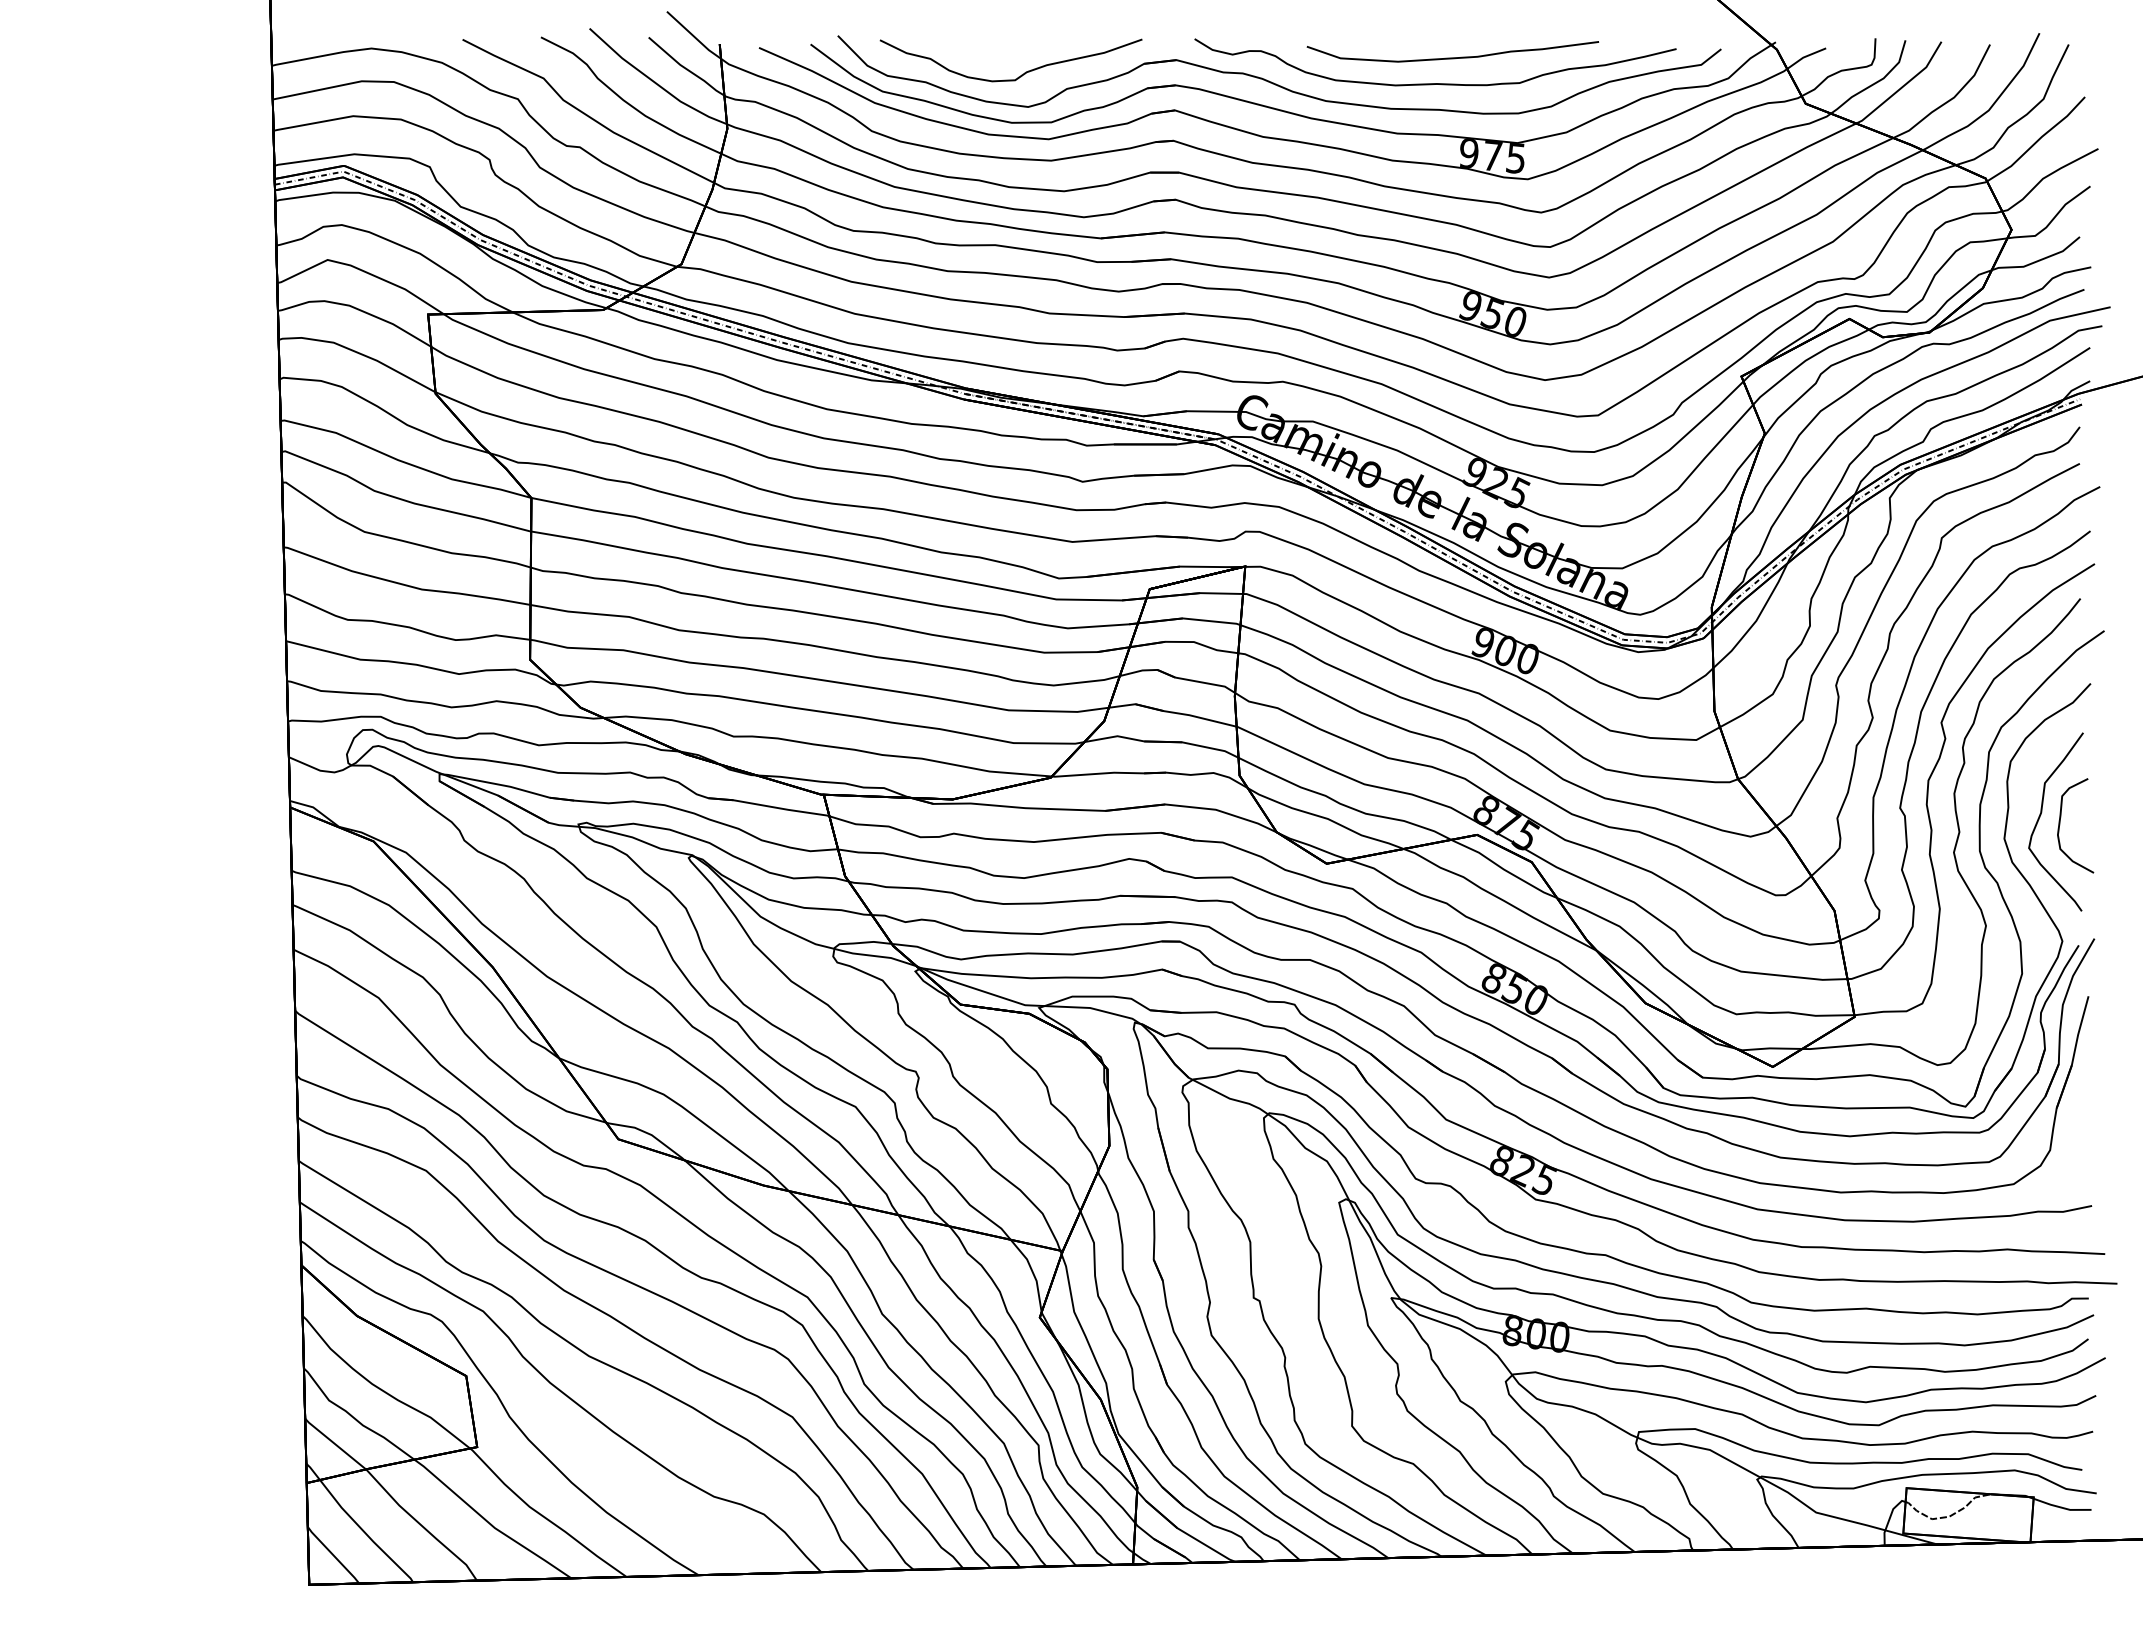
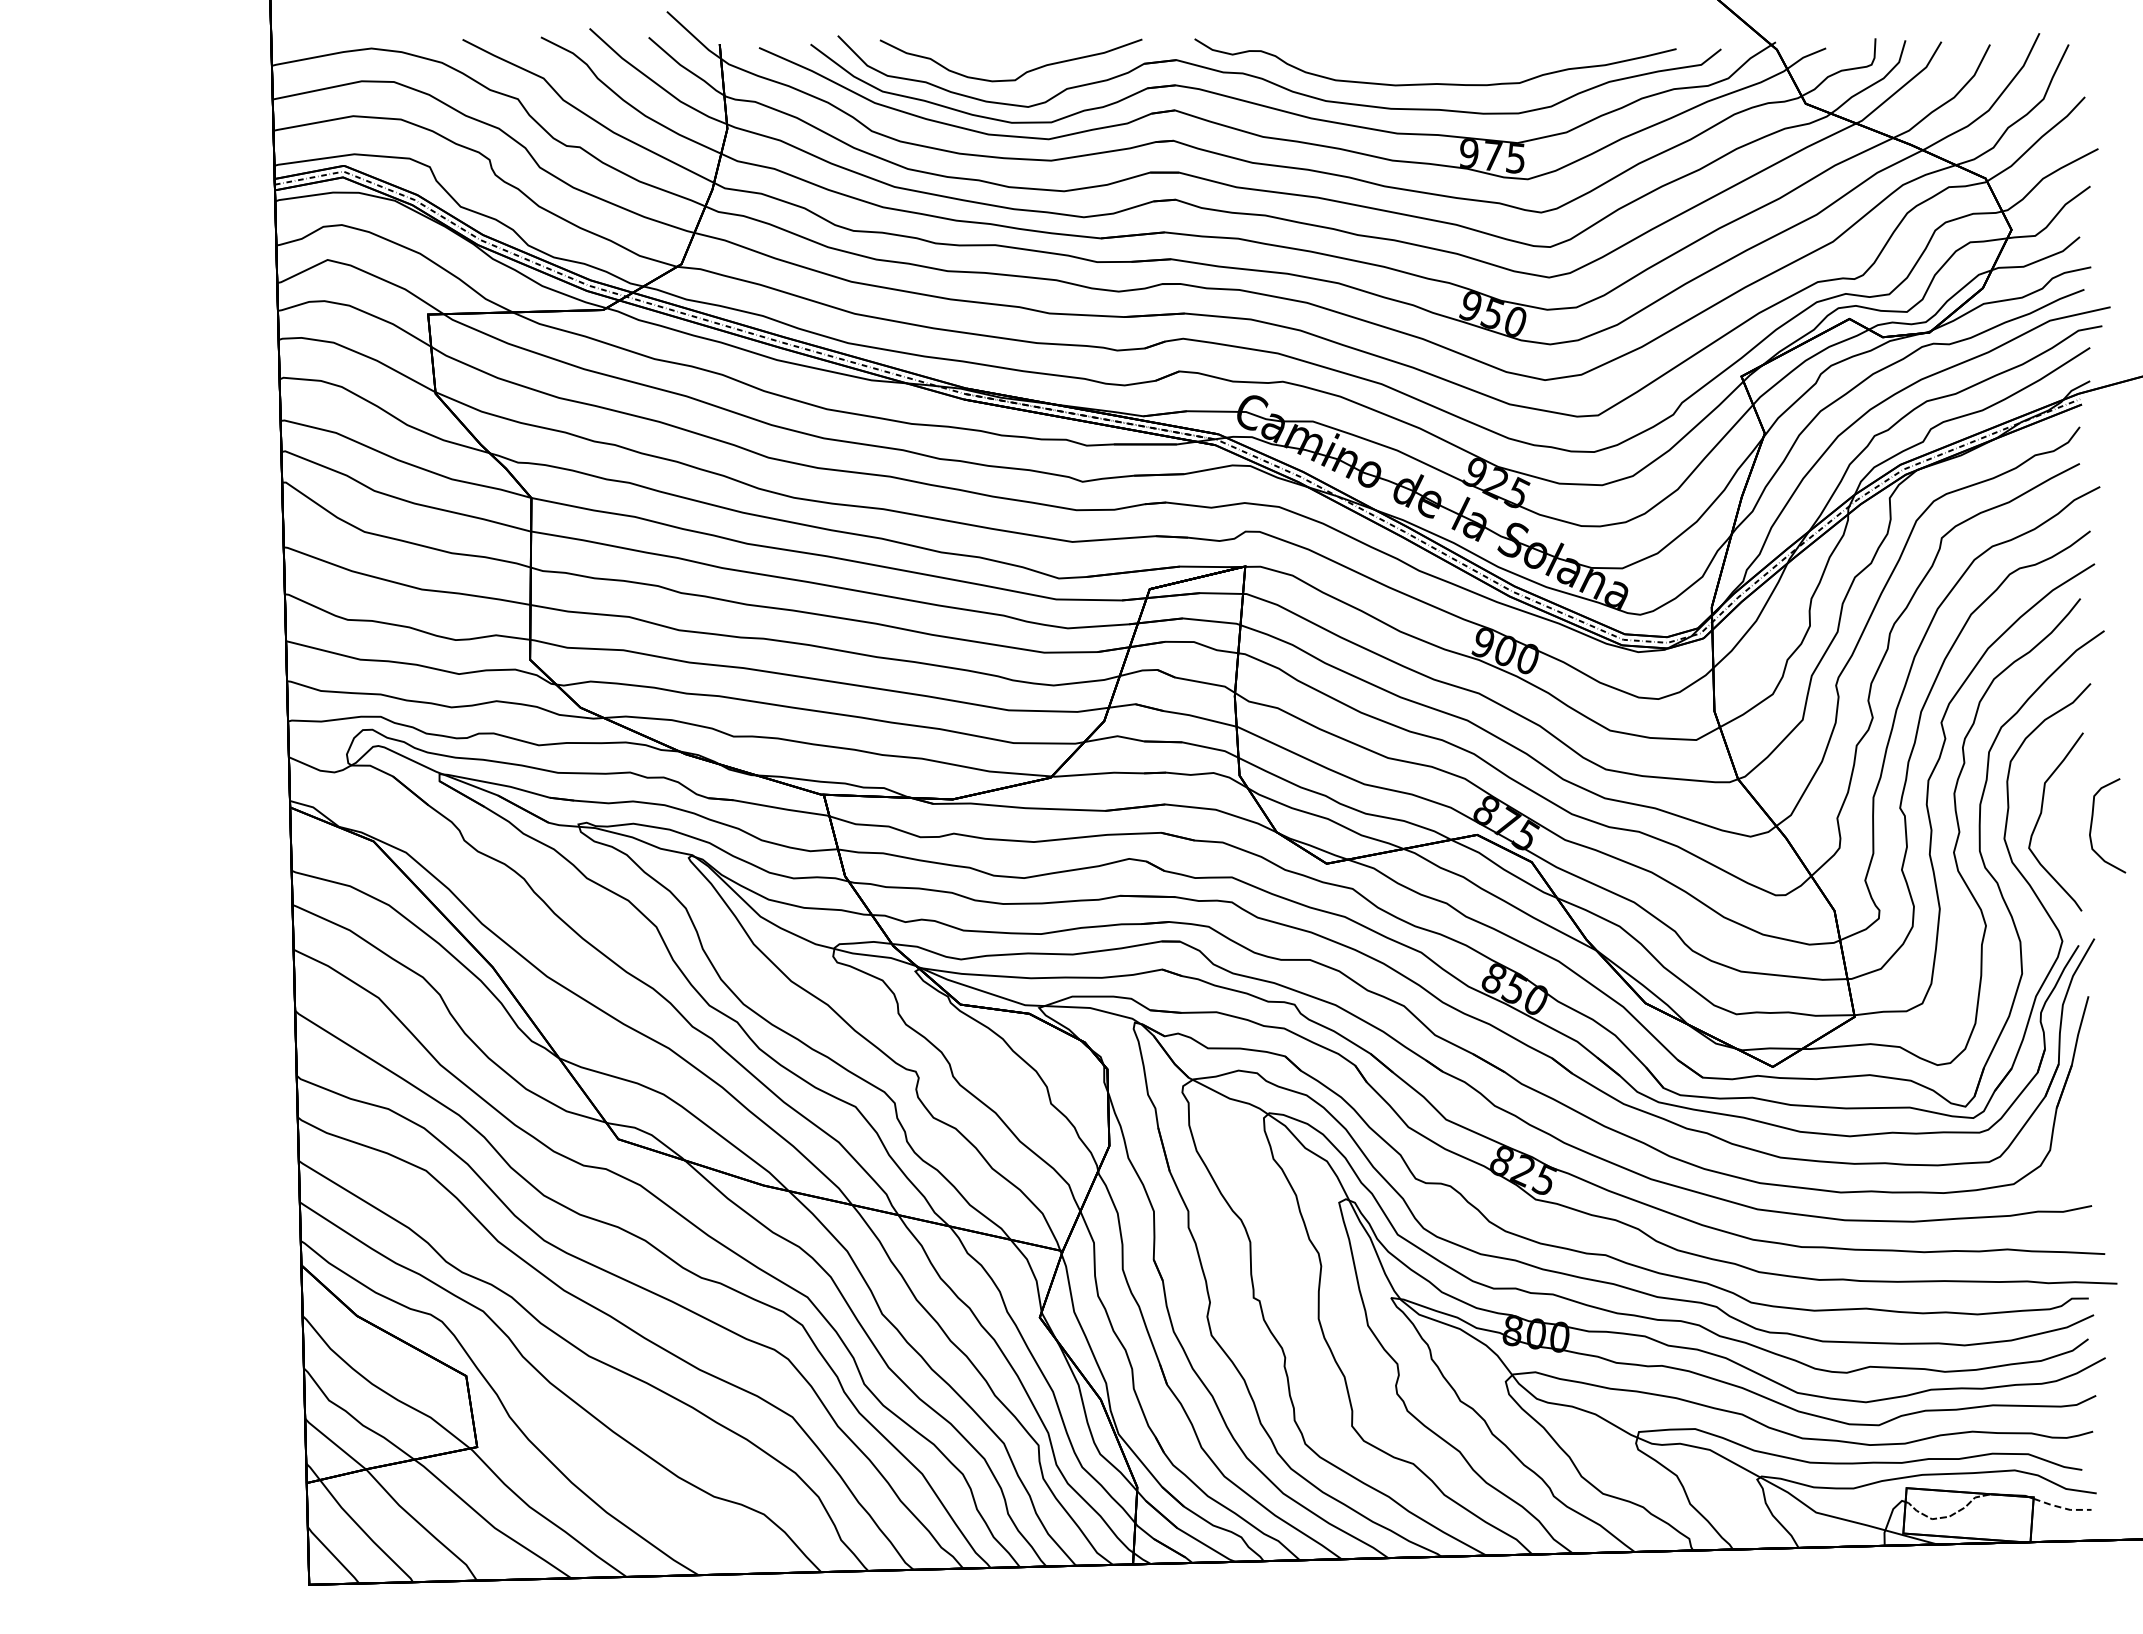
curve: present -> none (1452, 57)
curve position: (2060, 825) -> (2092, 825) (2092, 825)
line: solid -> dashed (2061, 1507)
